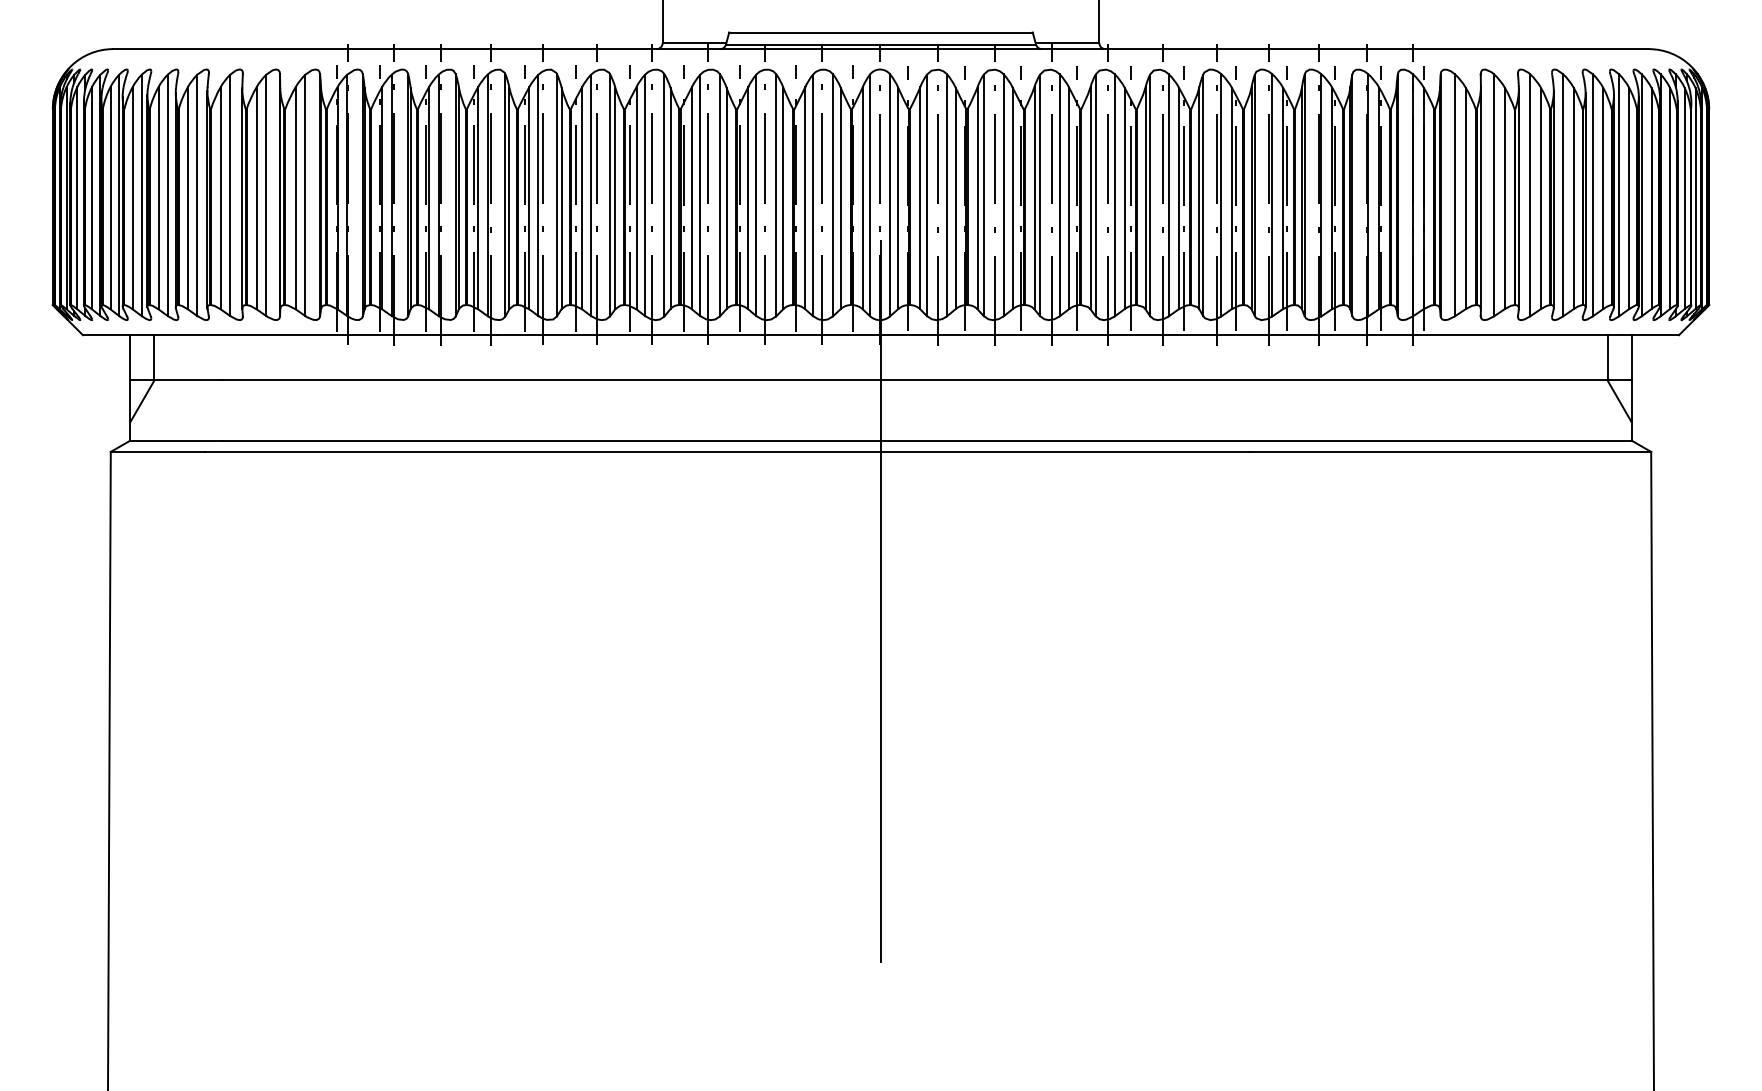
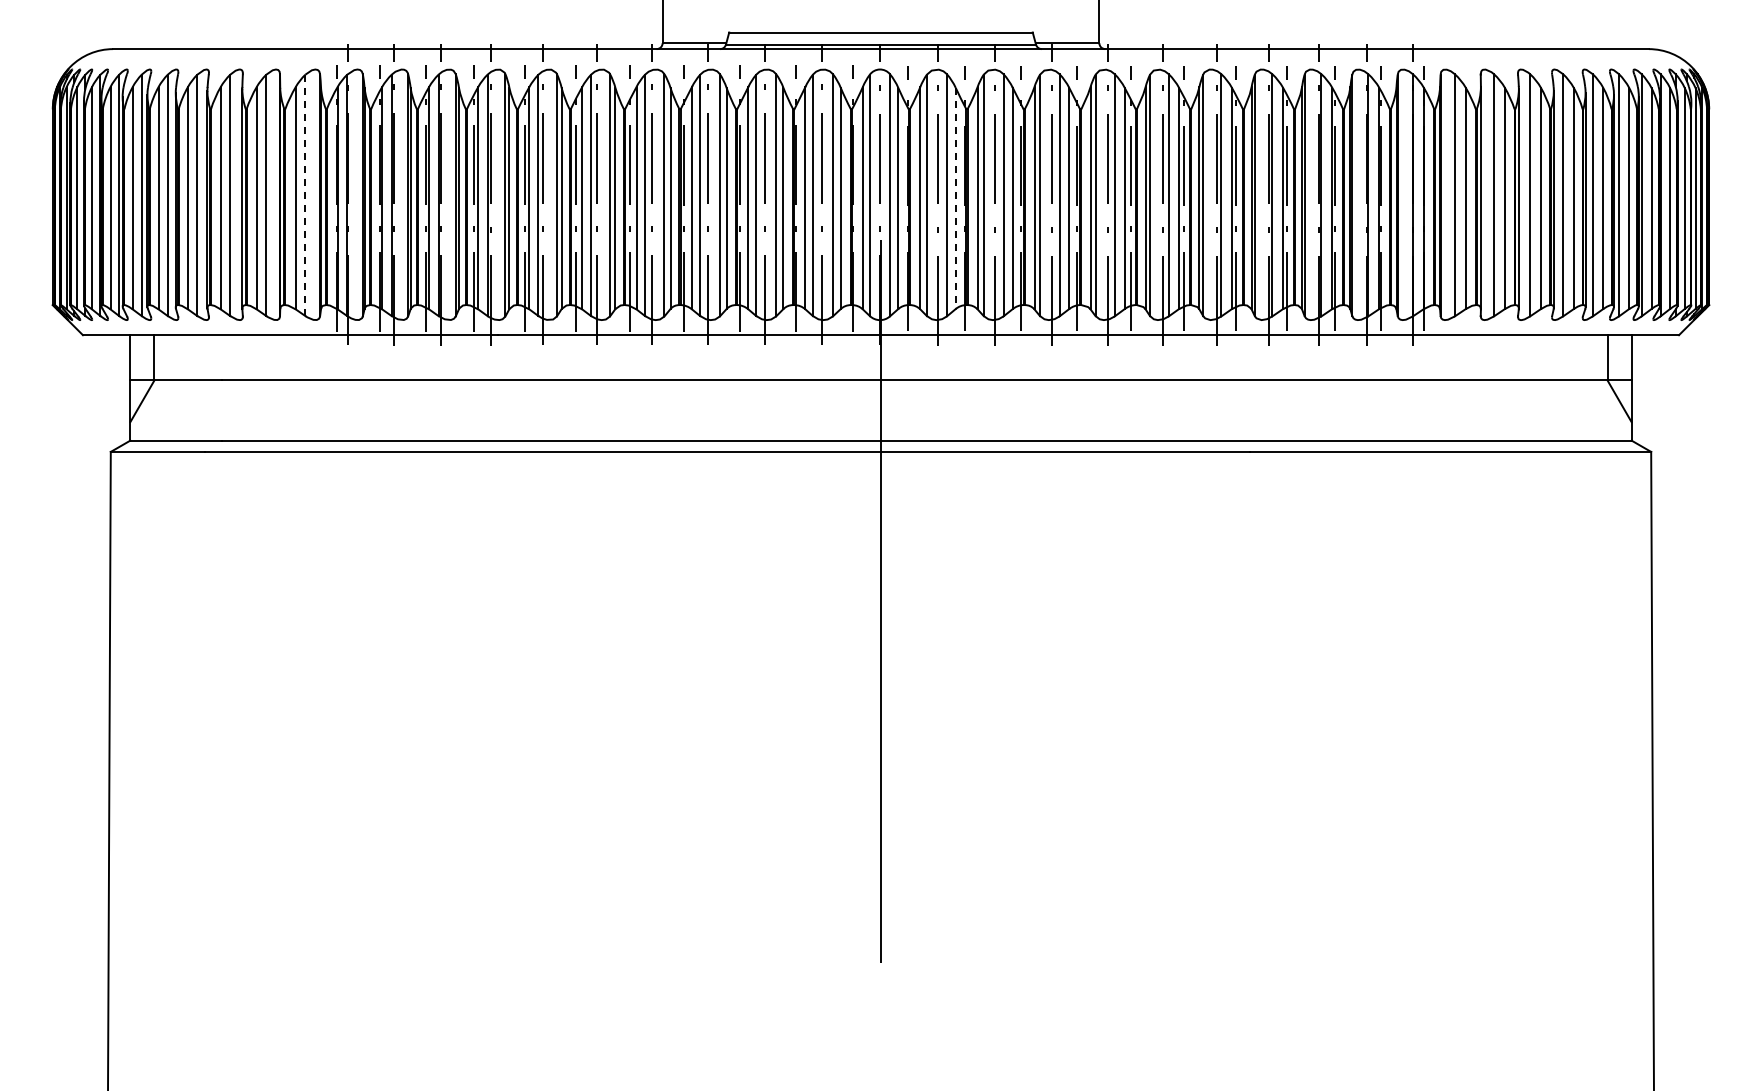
line: solid -> dashed (305, 195)
line: solid -> dashed (955, 198)
